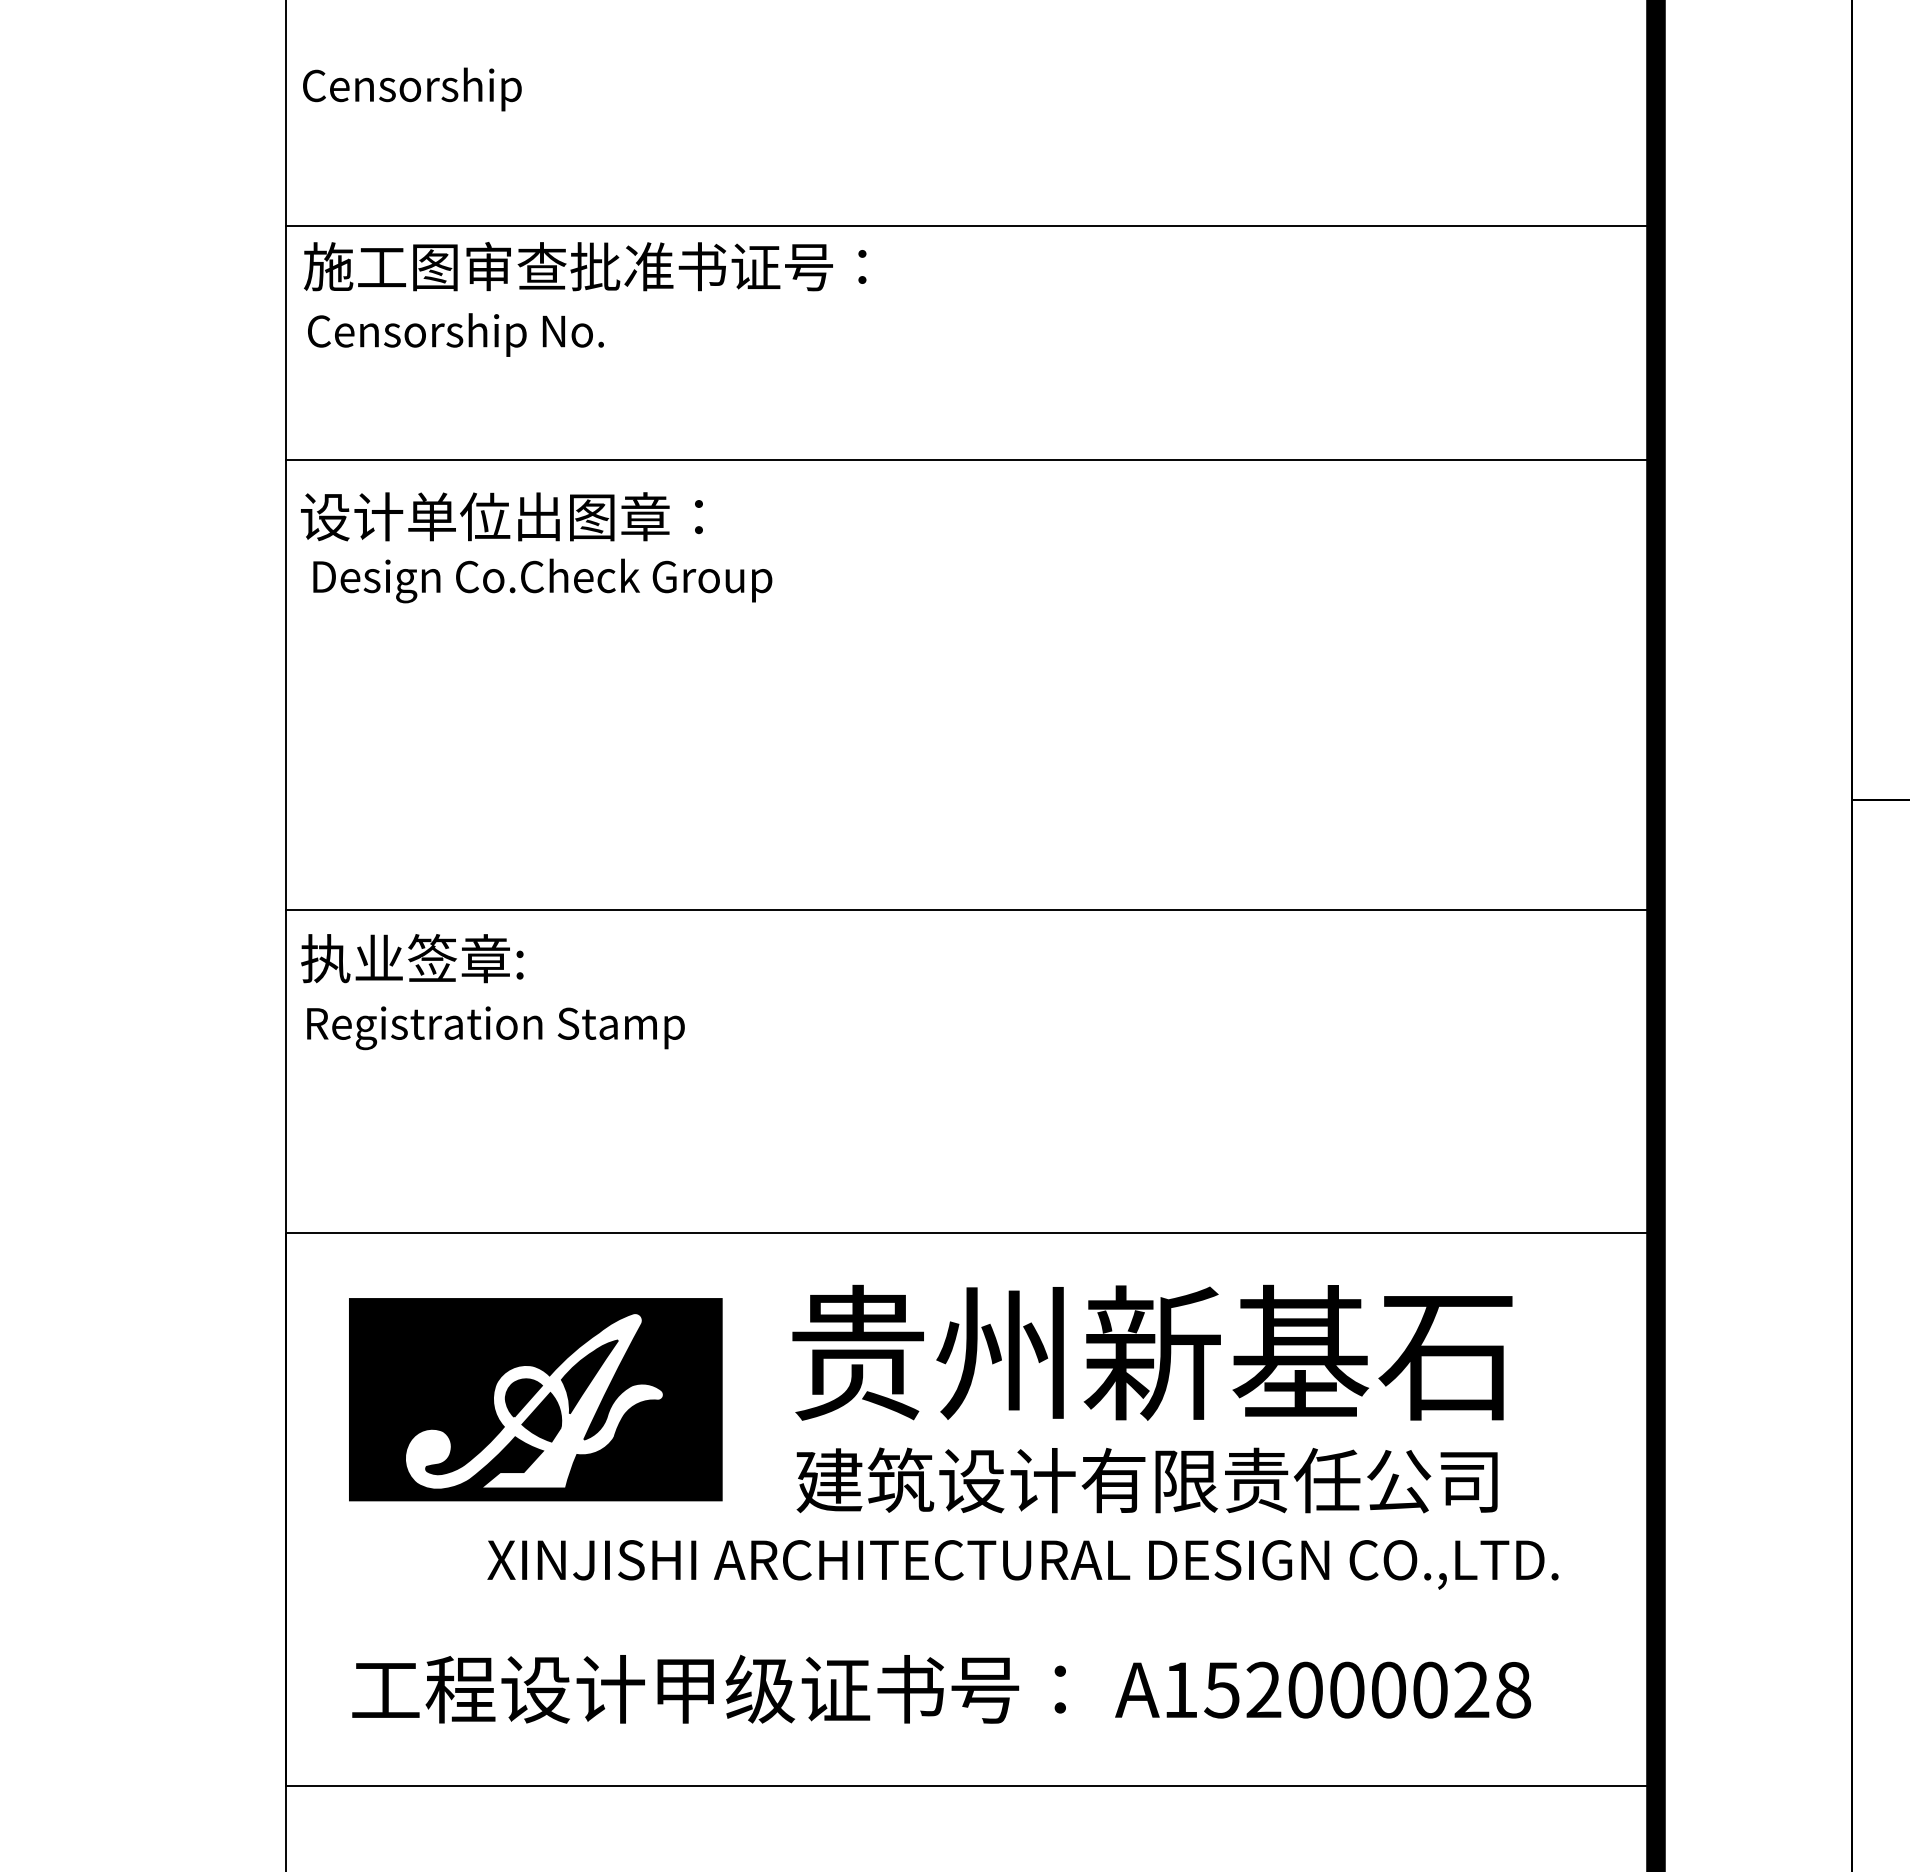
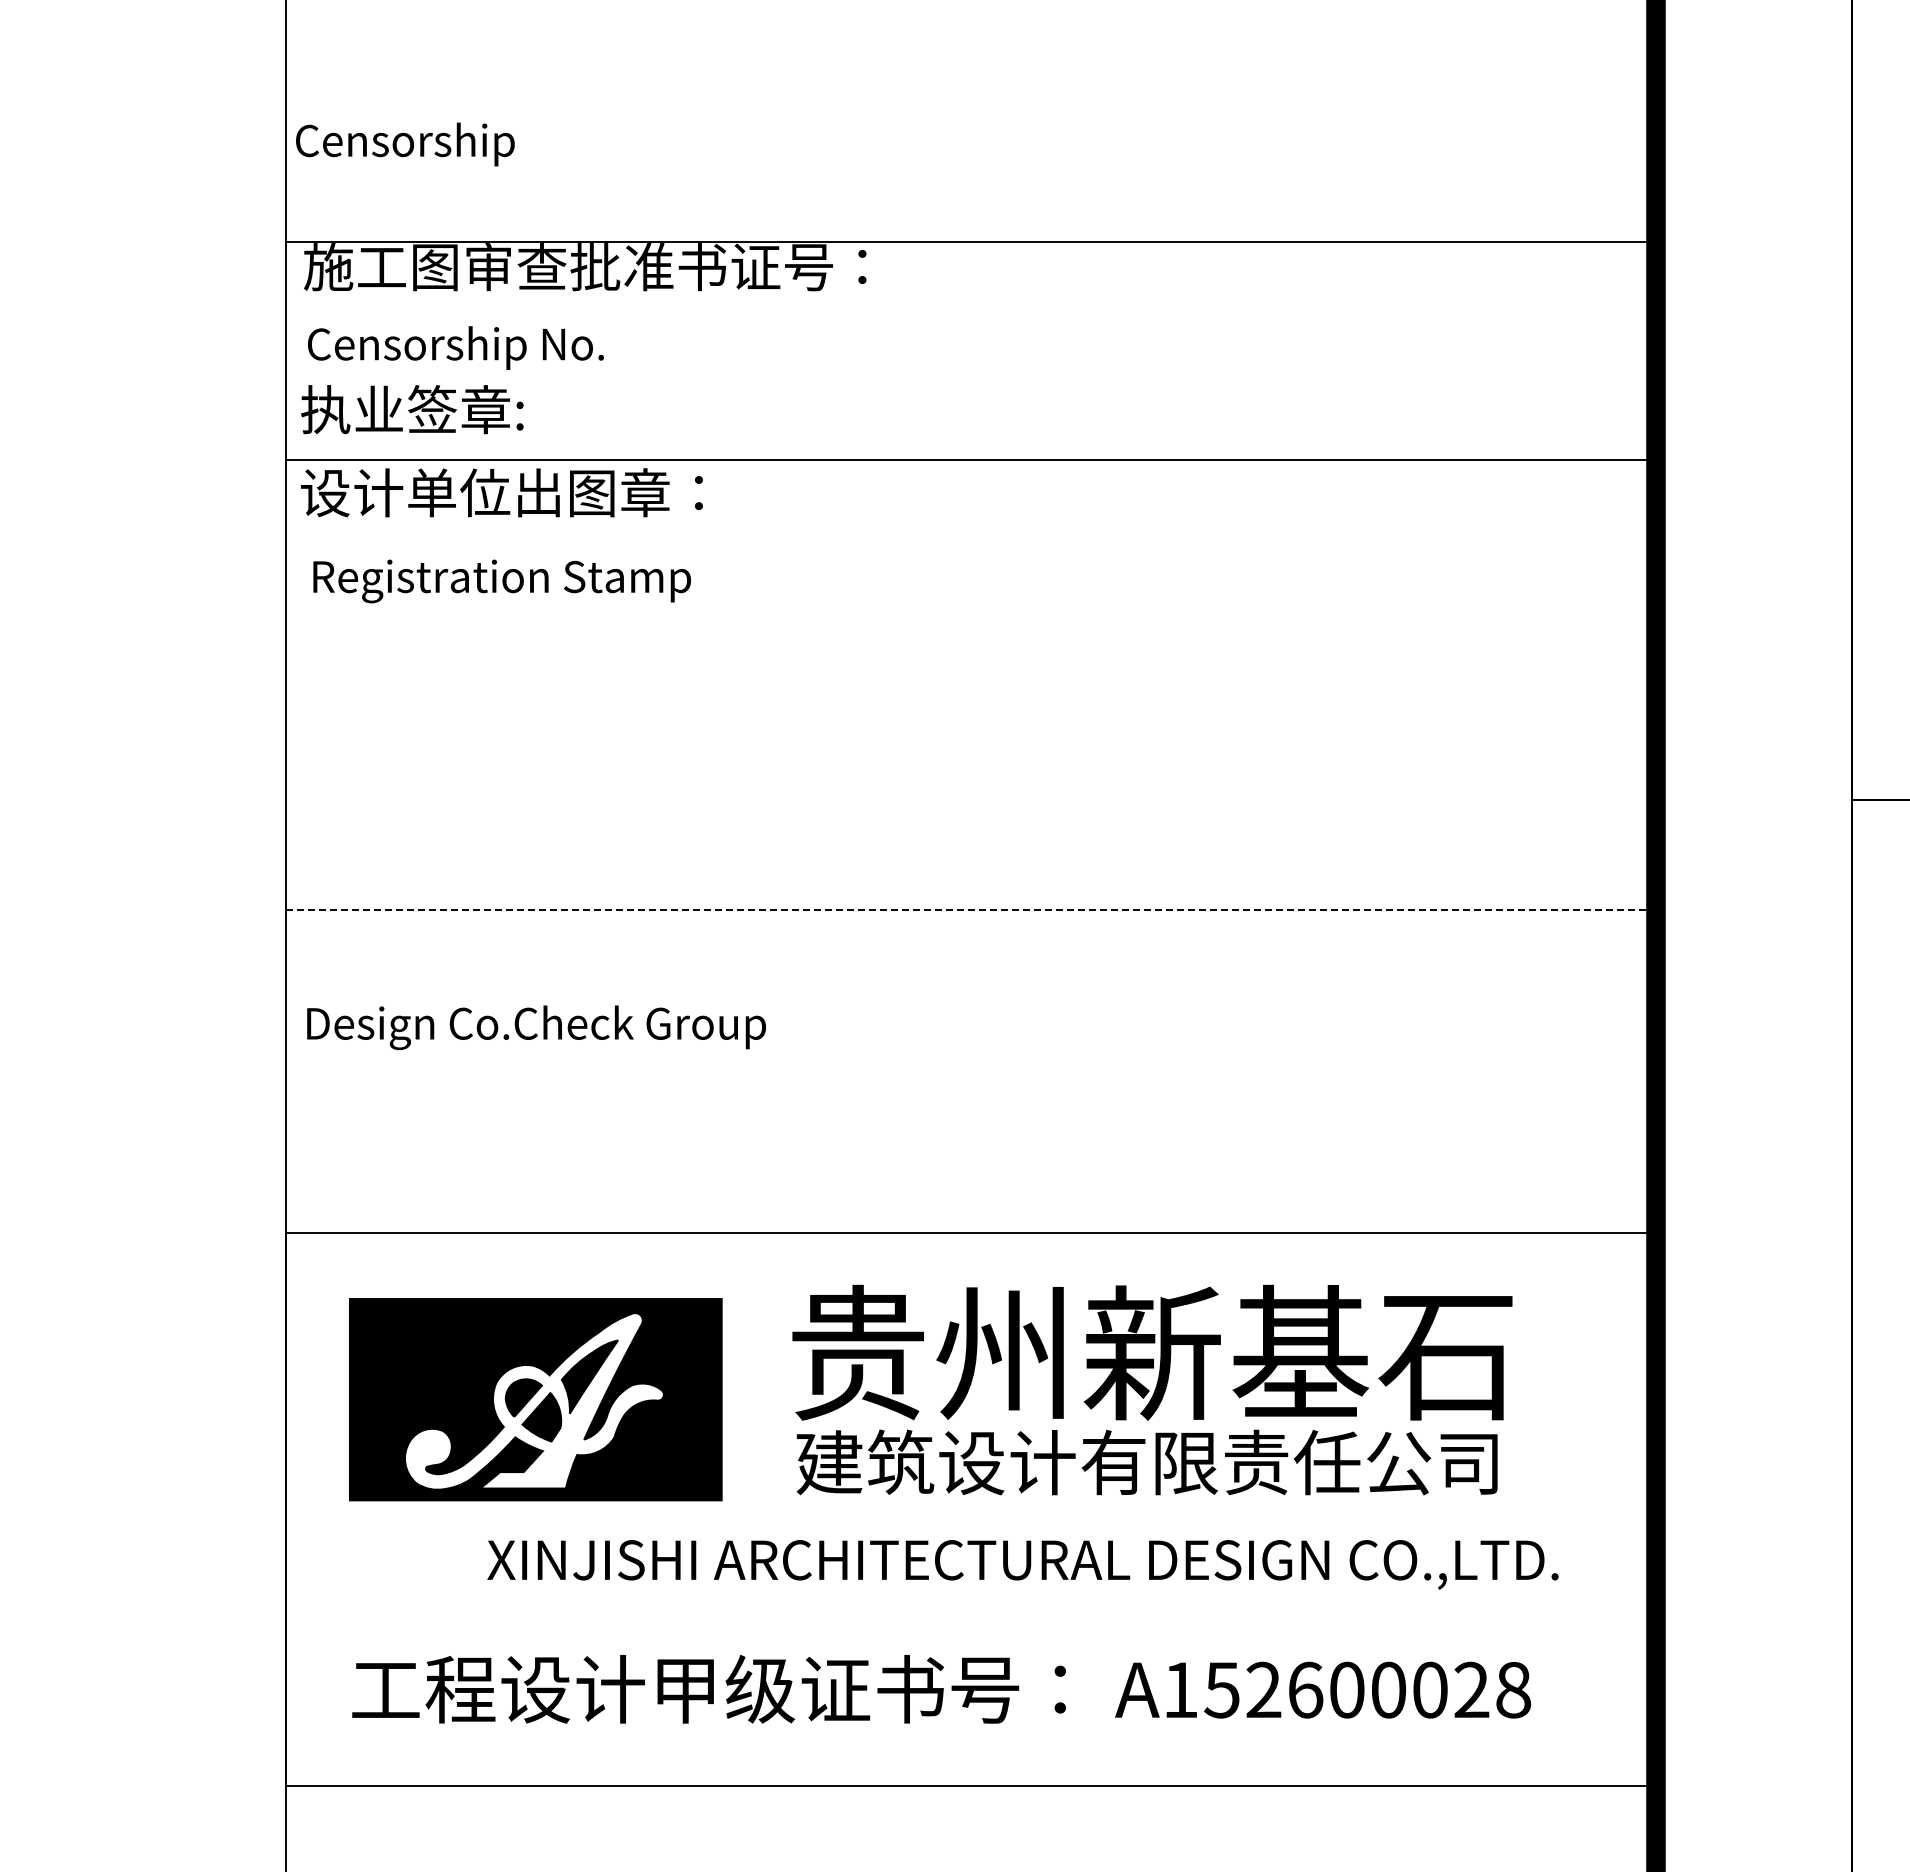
text position: (412, 89) -> (405, 144) (405, 144)
line position: (970, 225) -> (970, 241) (970, 241)
text position: (455, 334) -> (455, 347) (455, 347)
text position: (501, 516) -> (501, 492) (501, 492)
text: Design Co.Check Group -> Registration Stamp (544, 580)
line: solid -> dashed (971, 910)
text position: (412, 958) -> (412, 409) (412, 409)
text: Registration Stamp -> Design Co.Check Group (538, 1027)
text position: (1146, 1480) -> (1146, 1462) (1146, 1462)
text: A152000028 -> A152600028 (1305, 1689)
